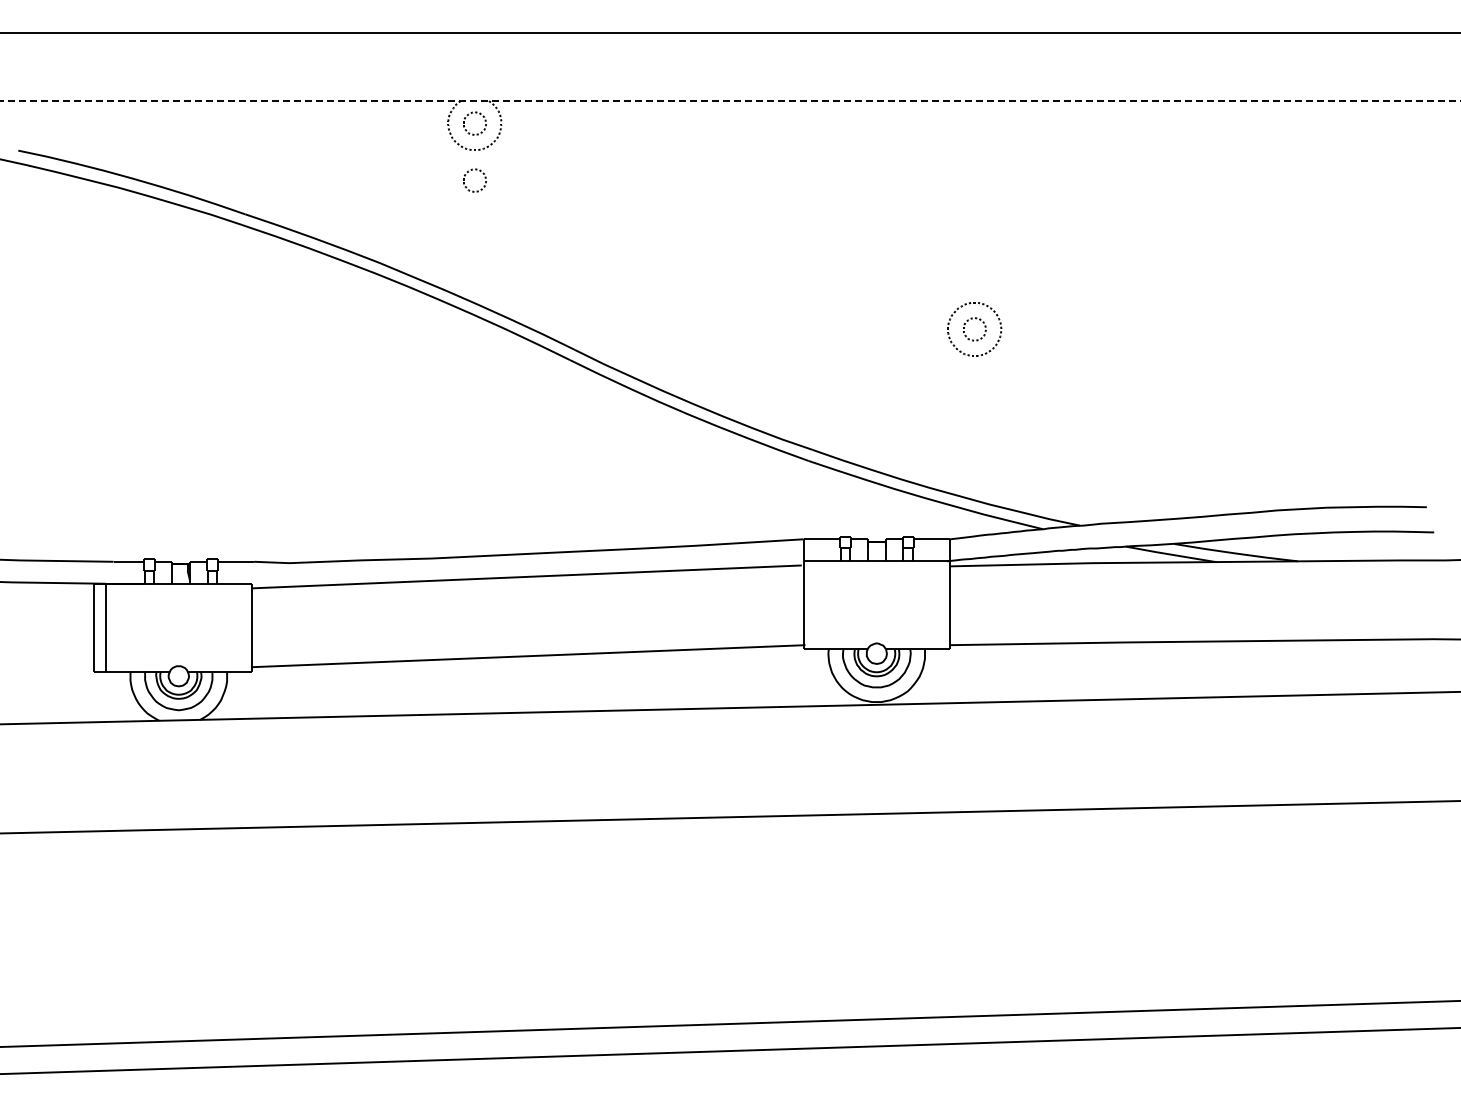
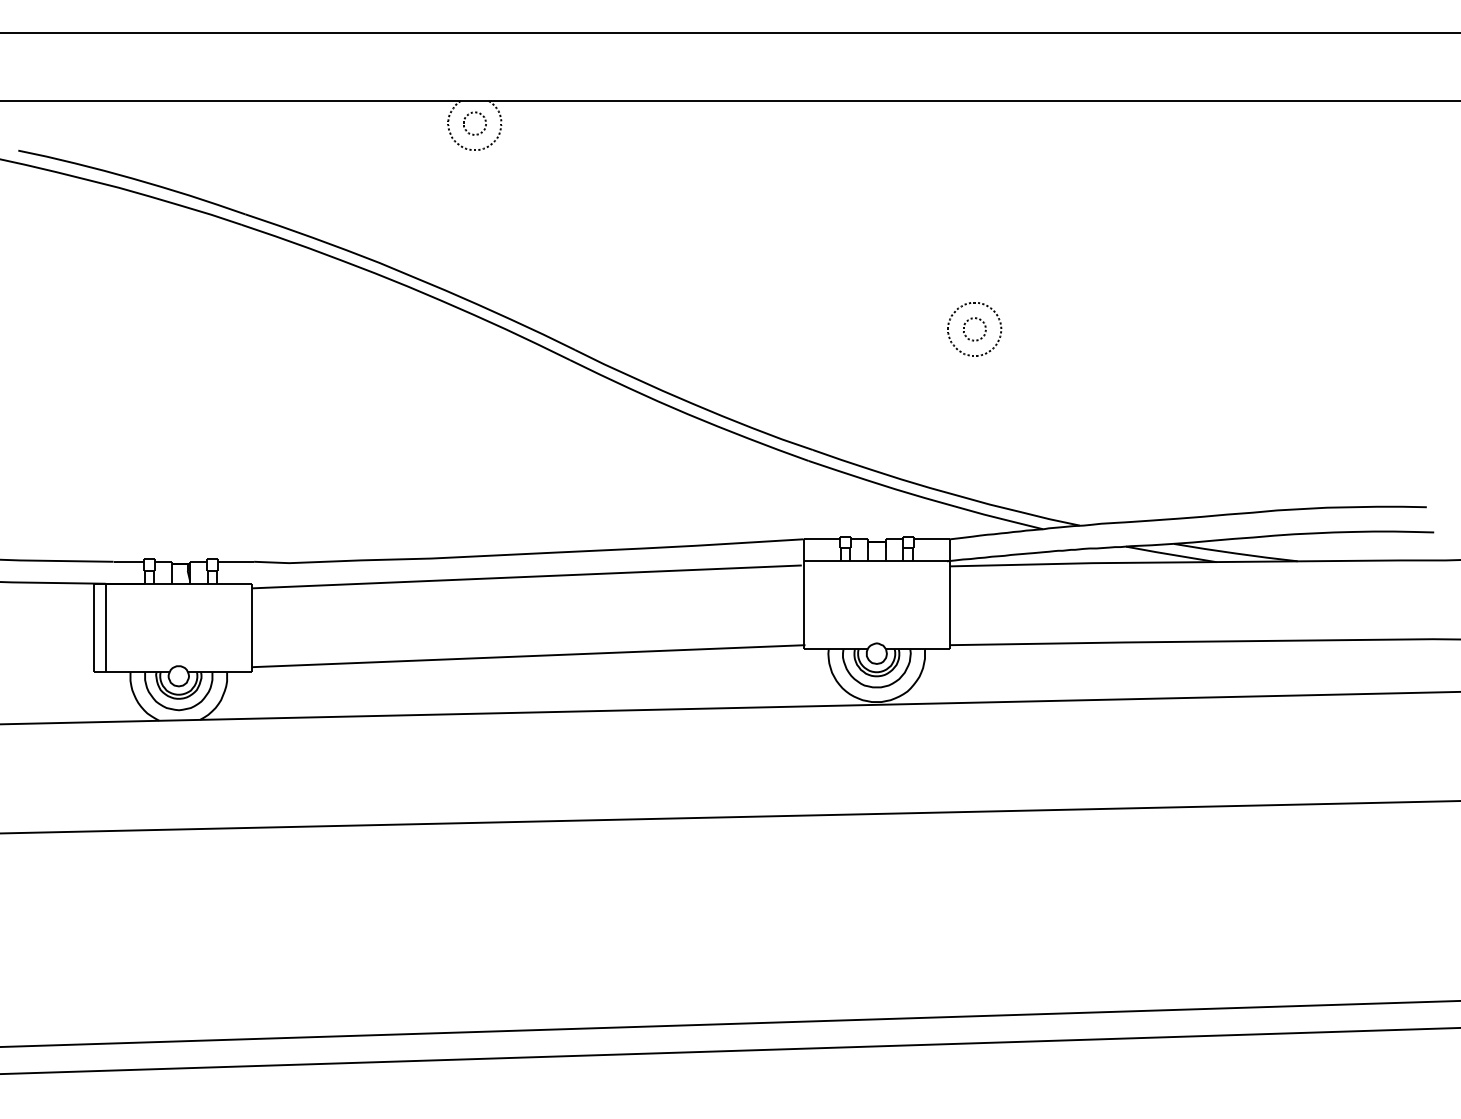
line: dashed -> solid (730, 101)
part: present -> none (465, 176)
